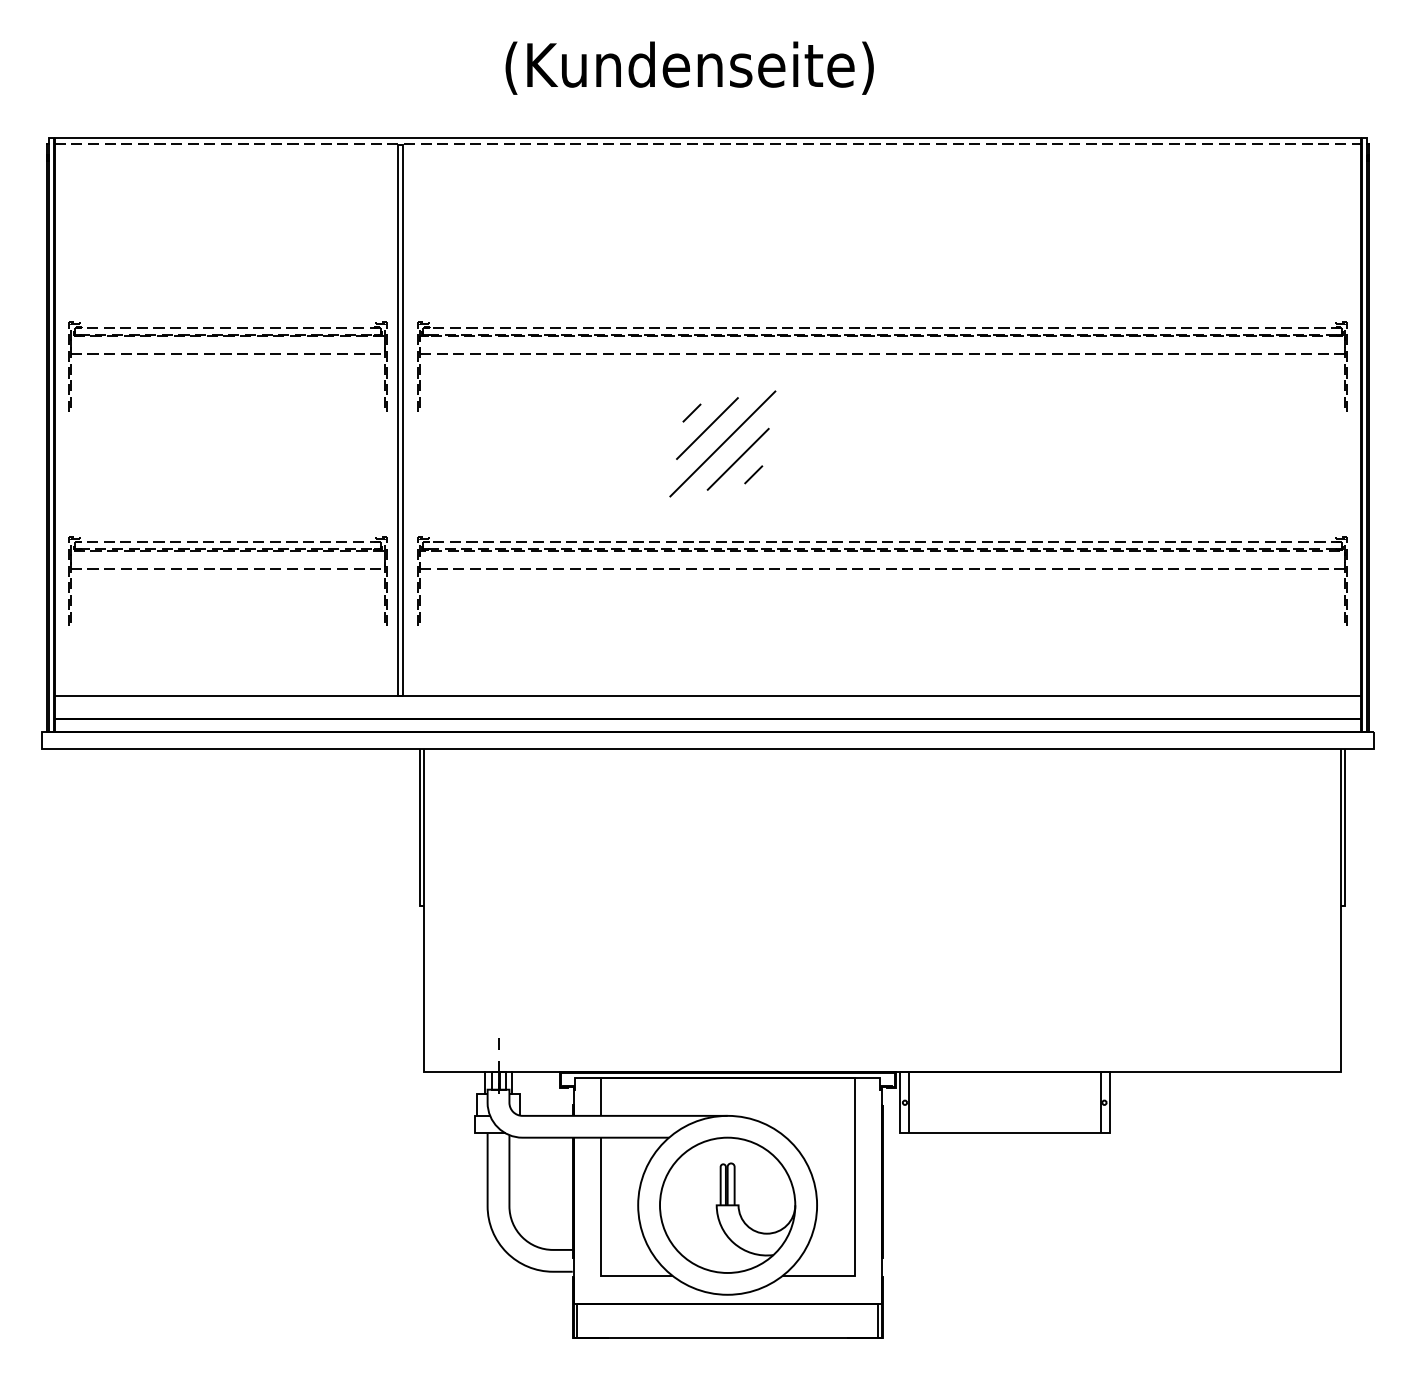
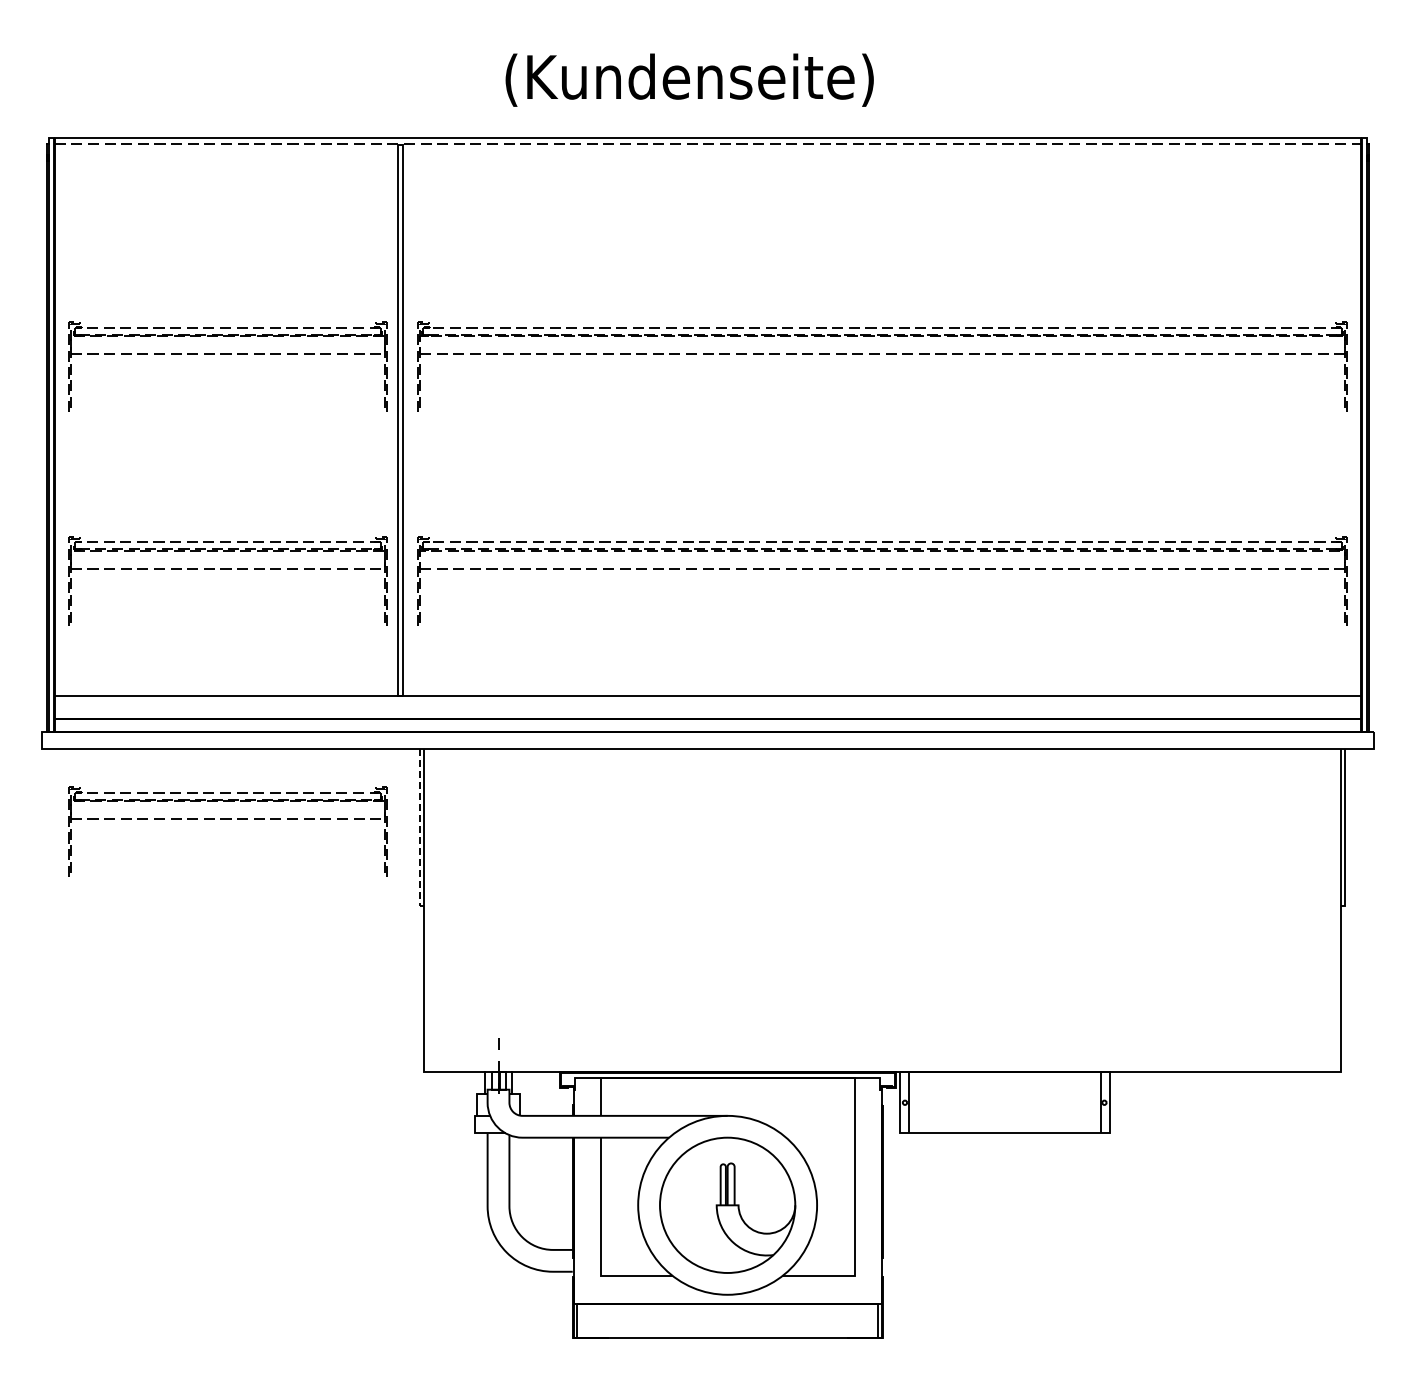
text position: (689, 67) -> (689, 79) (689, 79)
part: present -> none (722, 443)
part: none -> present (227, 819)
line: solid -> dashed (419, 830)
